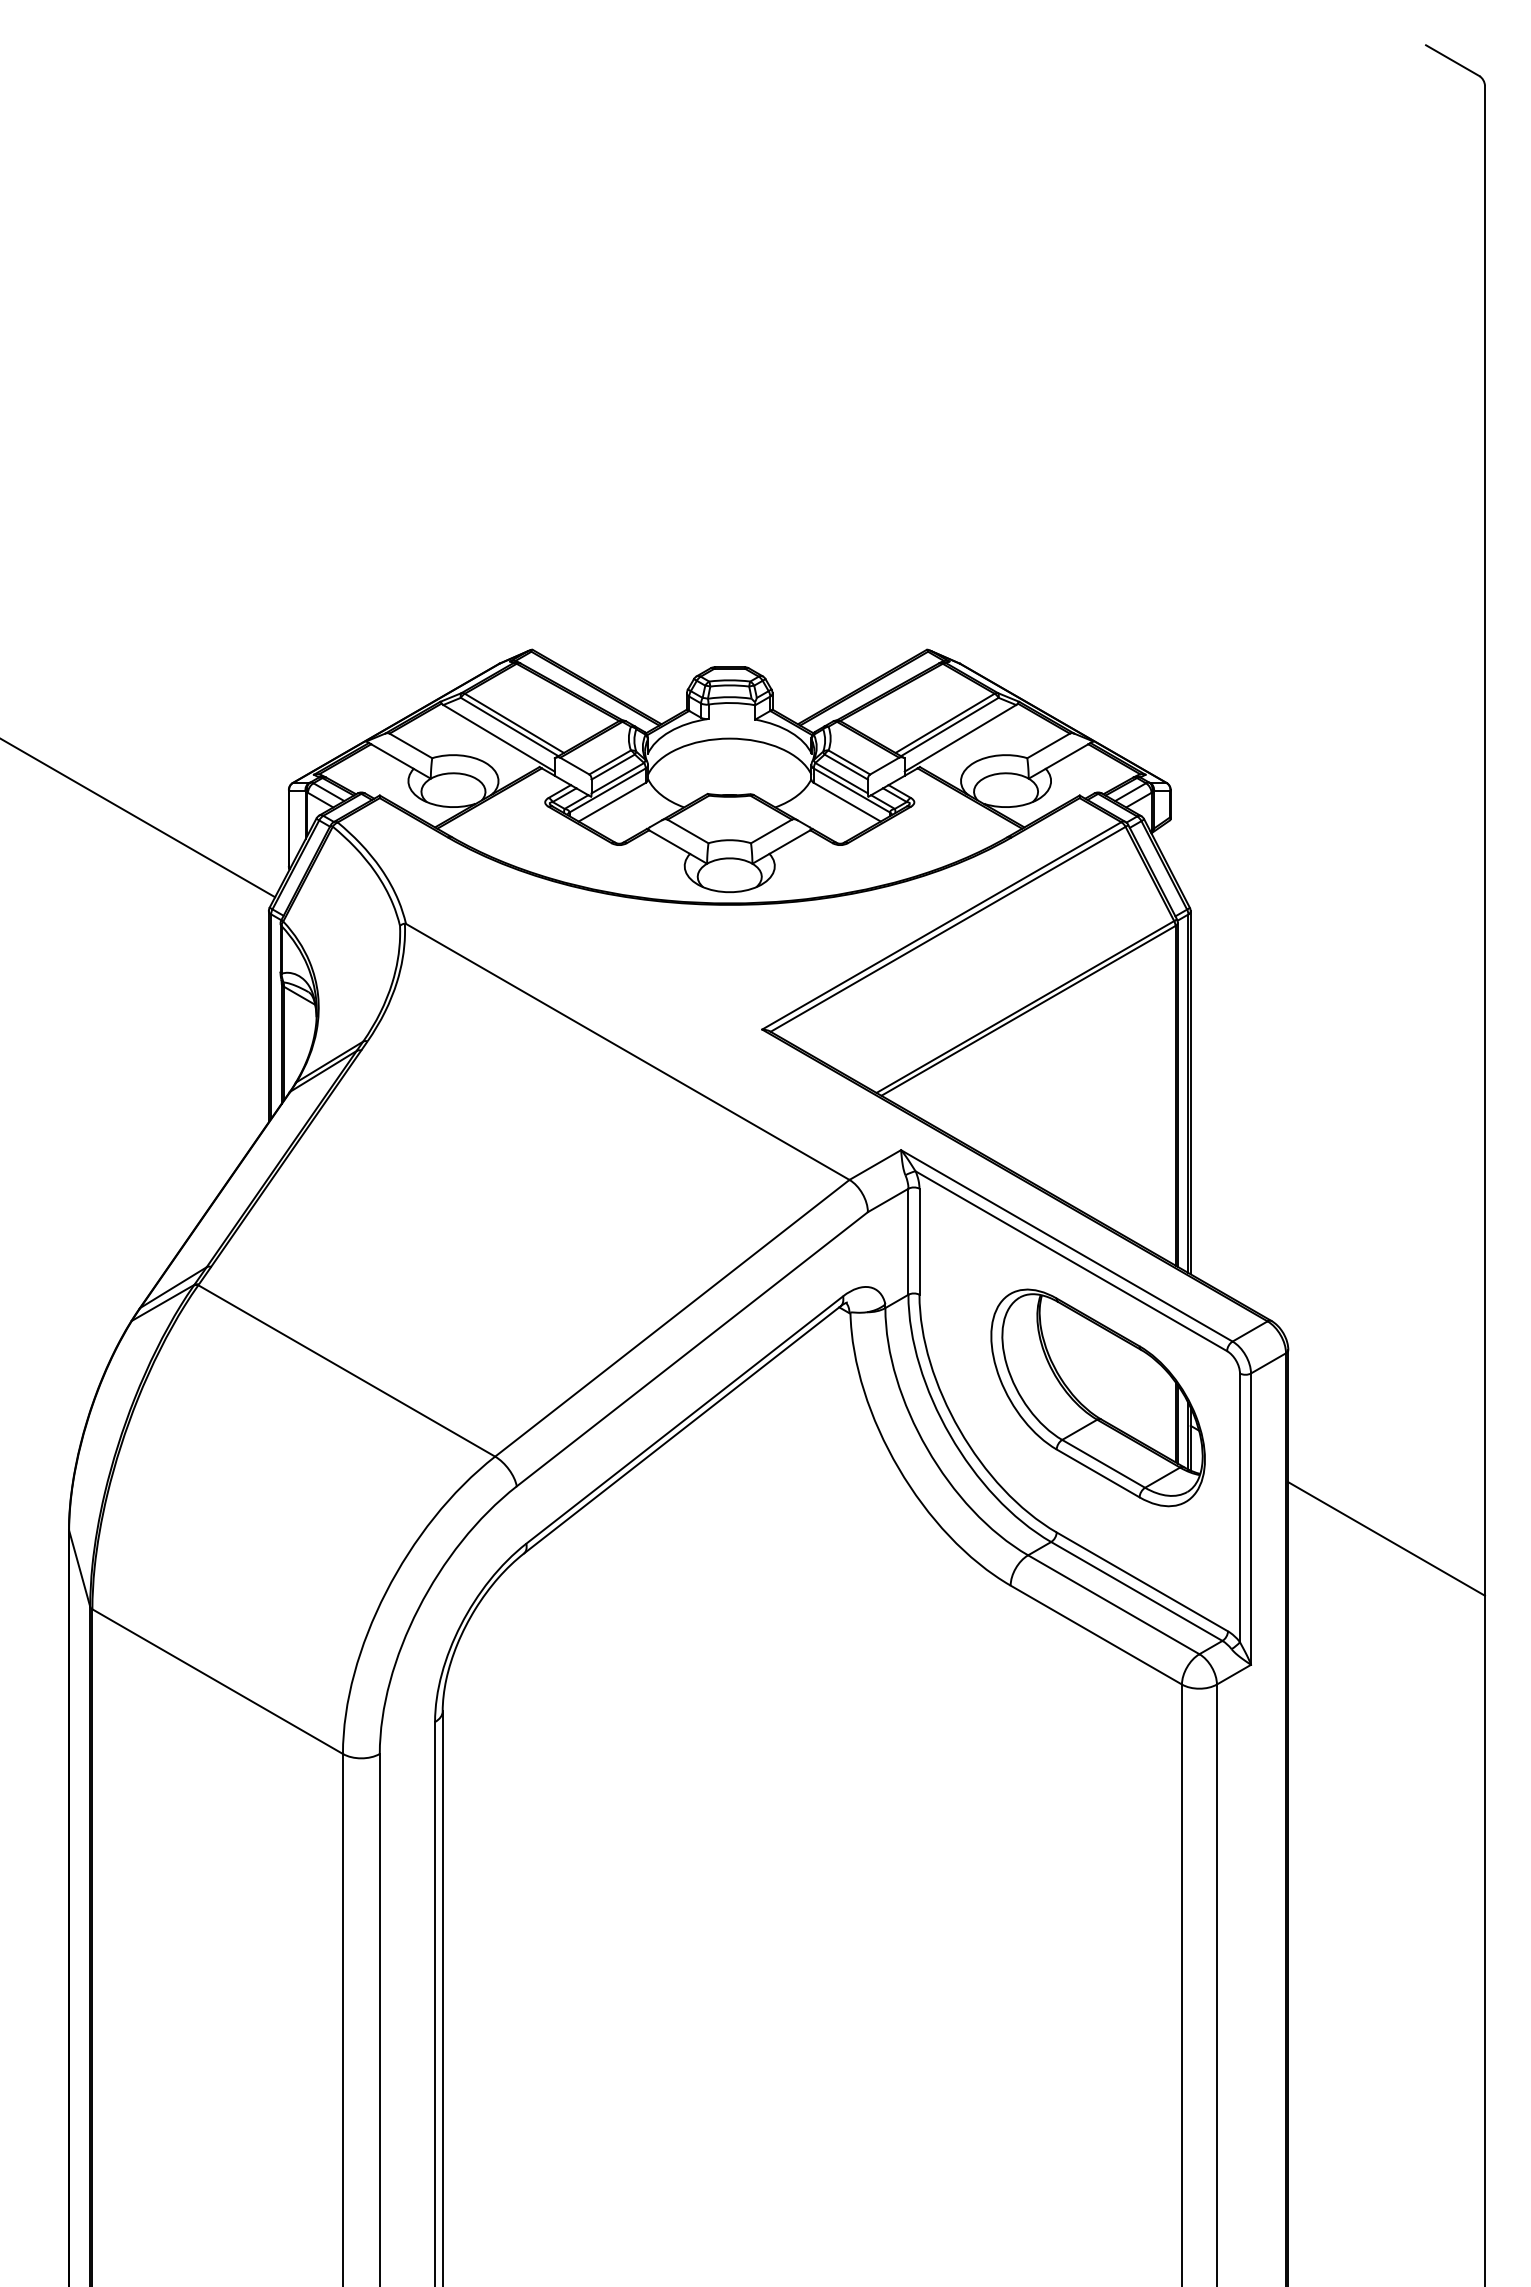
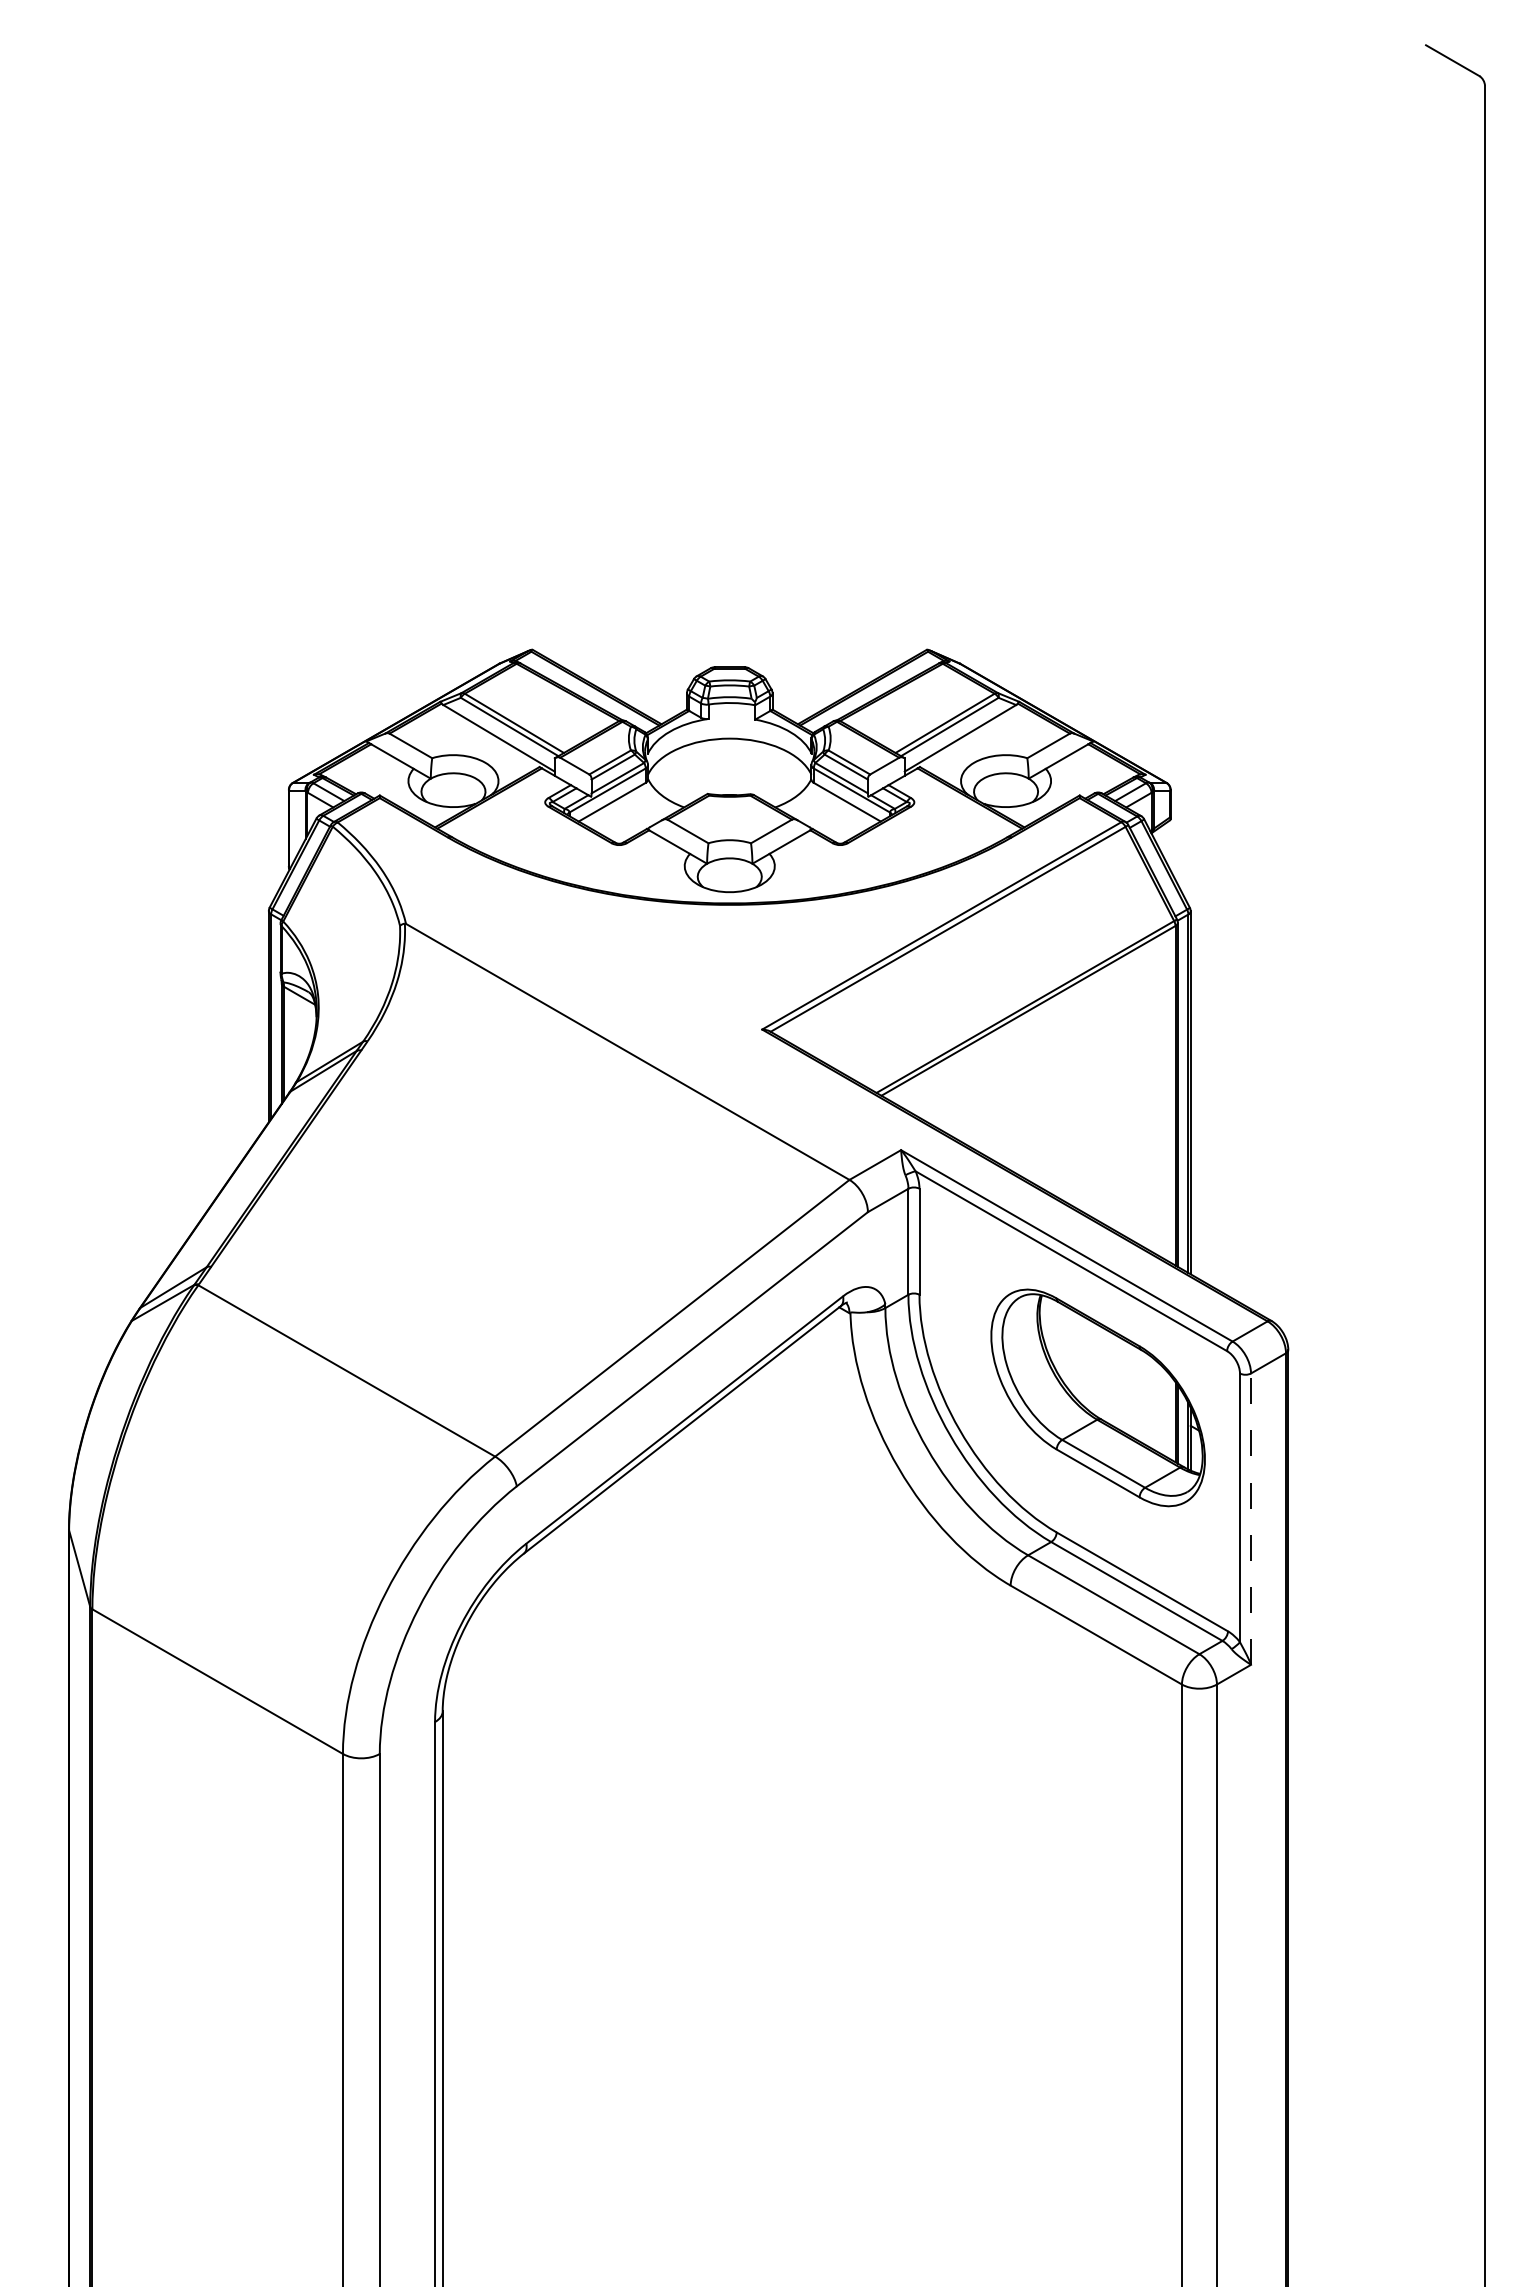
line: present -> none (138, 818)
line: solid -> dashed (1251, 1519)
line: present -> none (1386, 1538)
